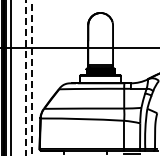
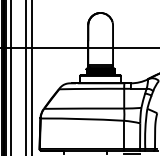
line: dashed -> solid (26, 77)
line: dashed -> solid (32, 77)
